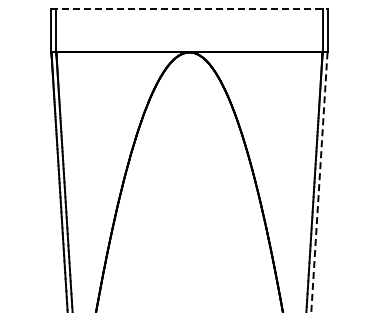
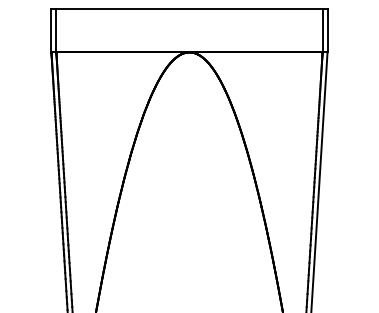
line: dashed -> solid (189, 9)
line: dashed -> solid (319, 183)
